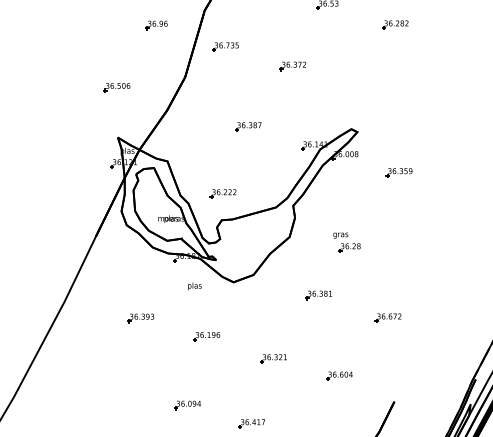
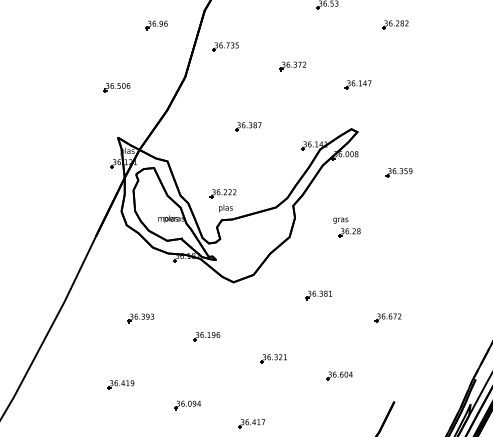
part: none -> present (357, 84)
part position: (346, 242) -> (346, 227) (346, 227)
text position: (194, 286) -> (225, 208) (225, 208)
part: none -> present (120, 384)
